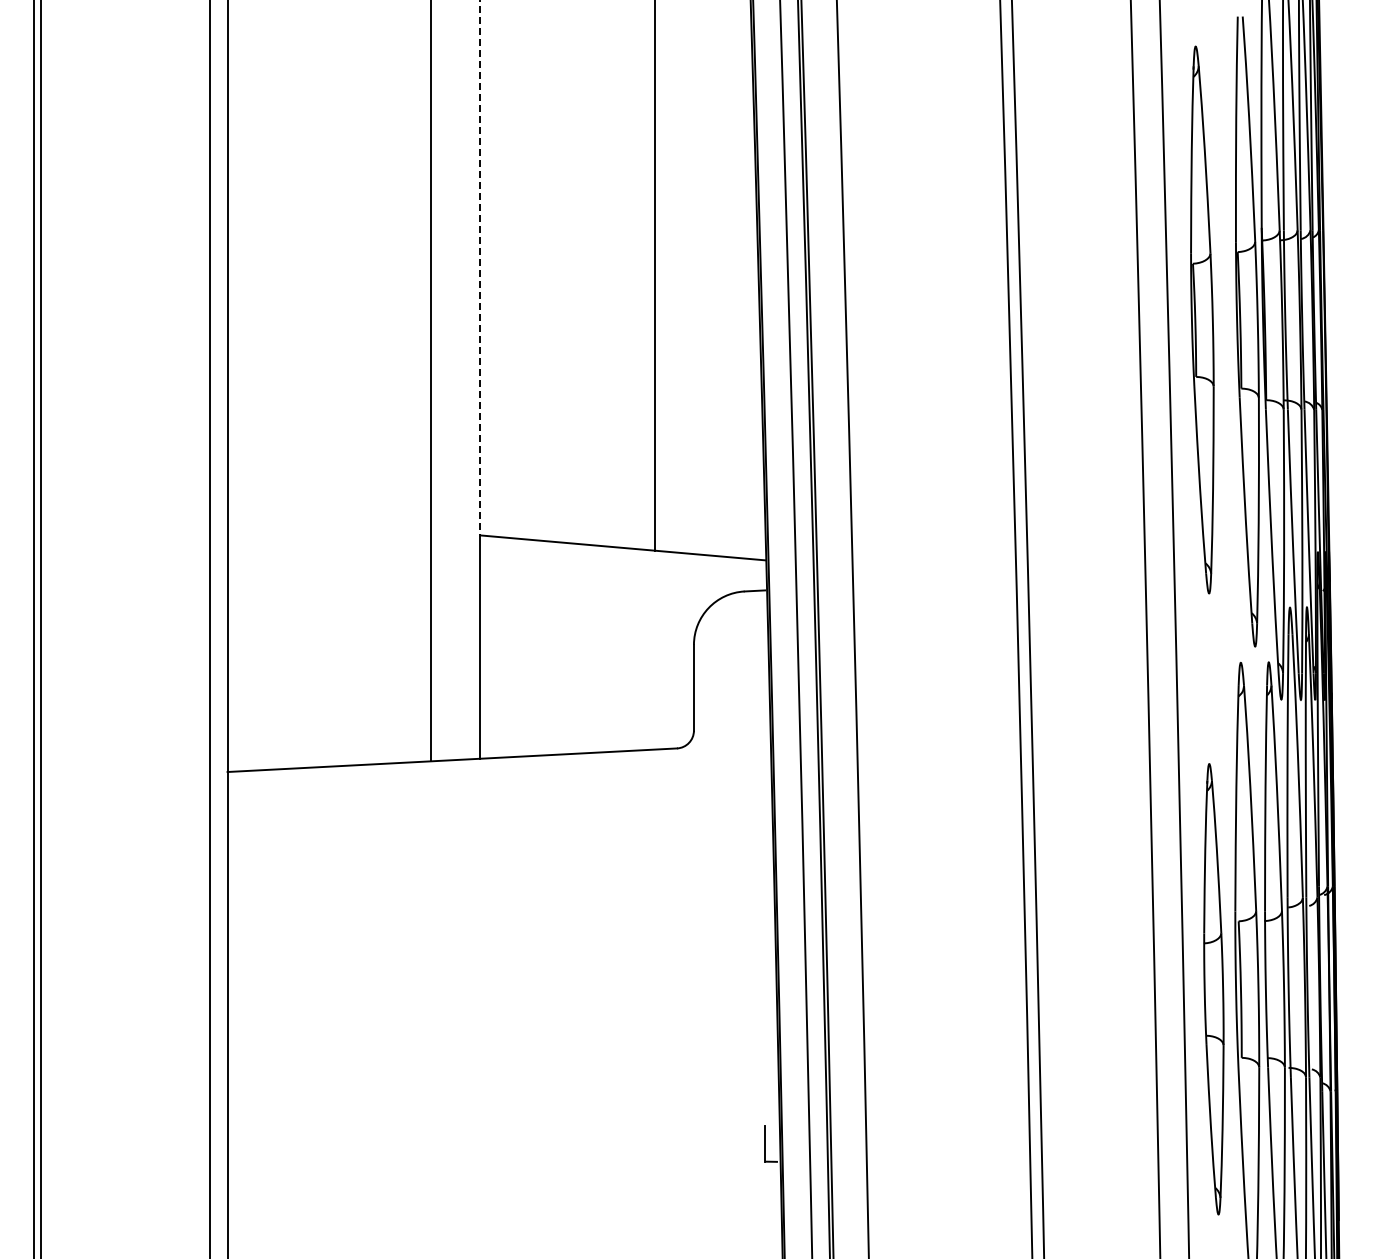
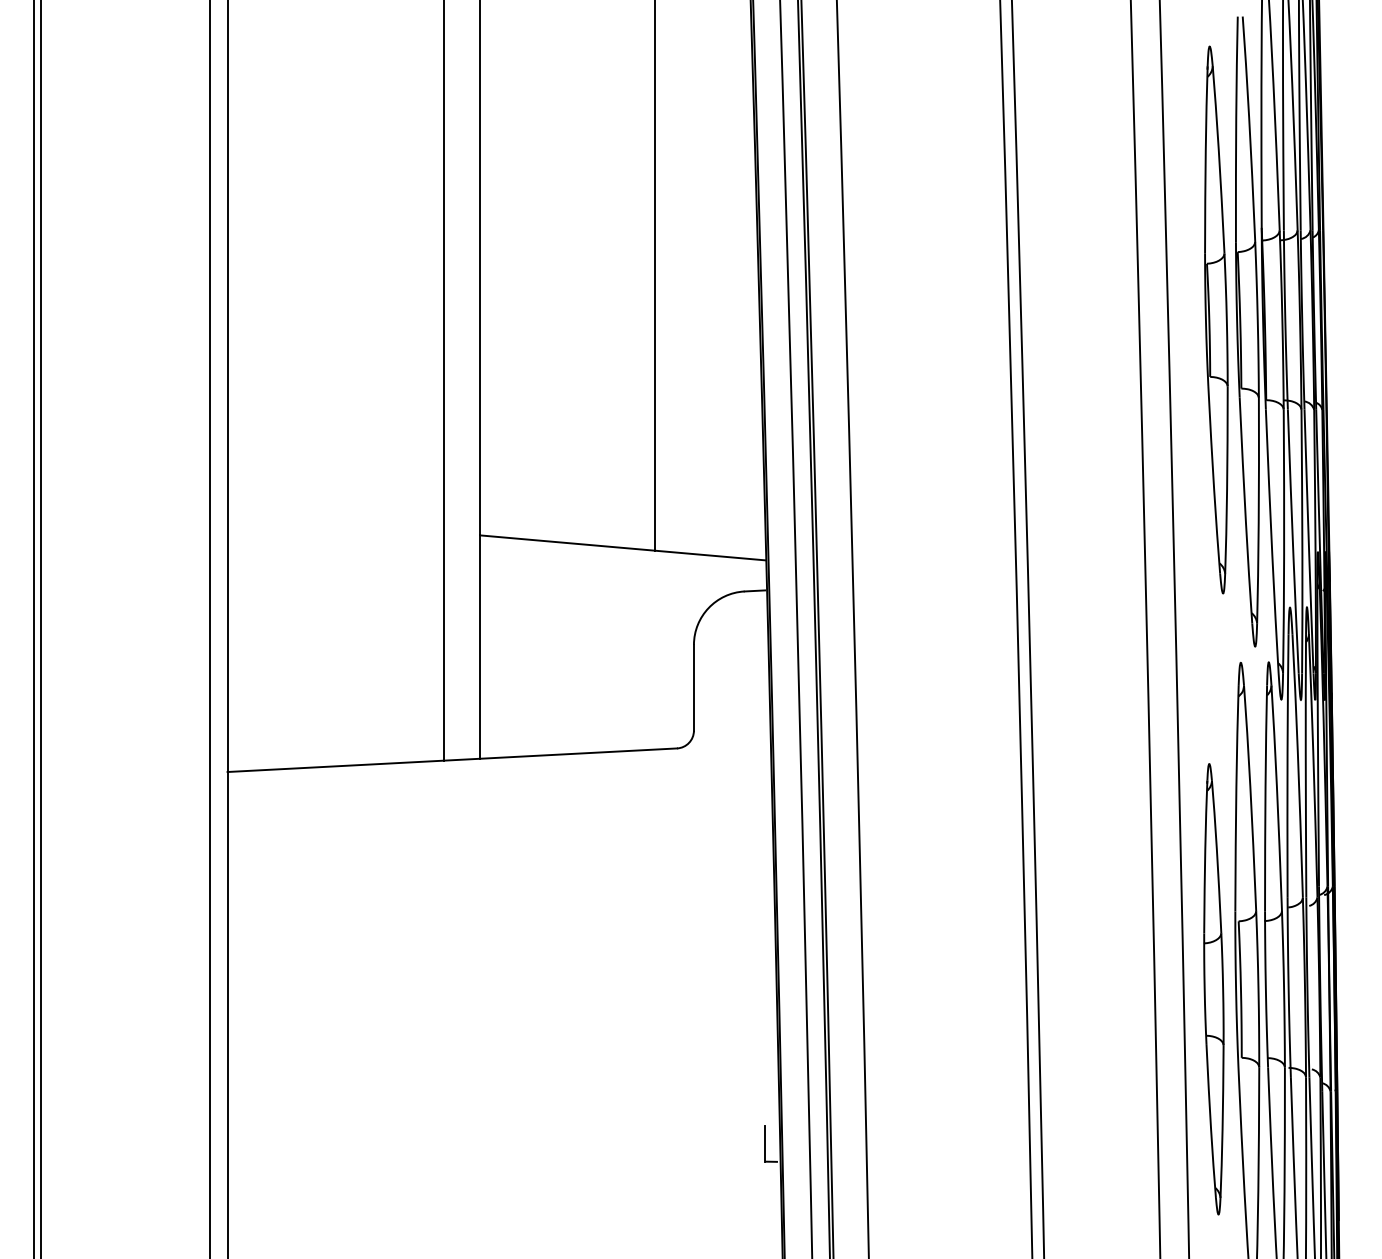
line: dashed -> solid (479, 268)
part position: (1202, 319) -> (1216, 319) (1216, 319)
line position: (431, 381) -> (444, 381) (444, 381)
